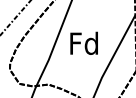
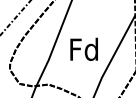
text position: (83, 42) -> (83, 48) (83, 48)
